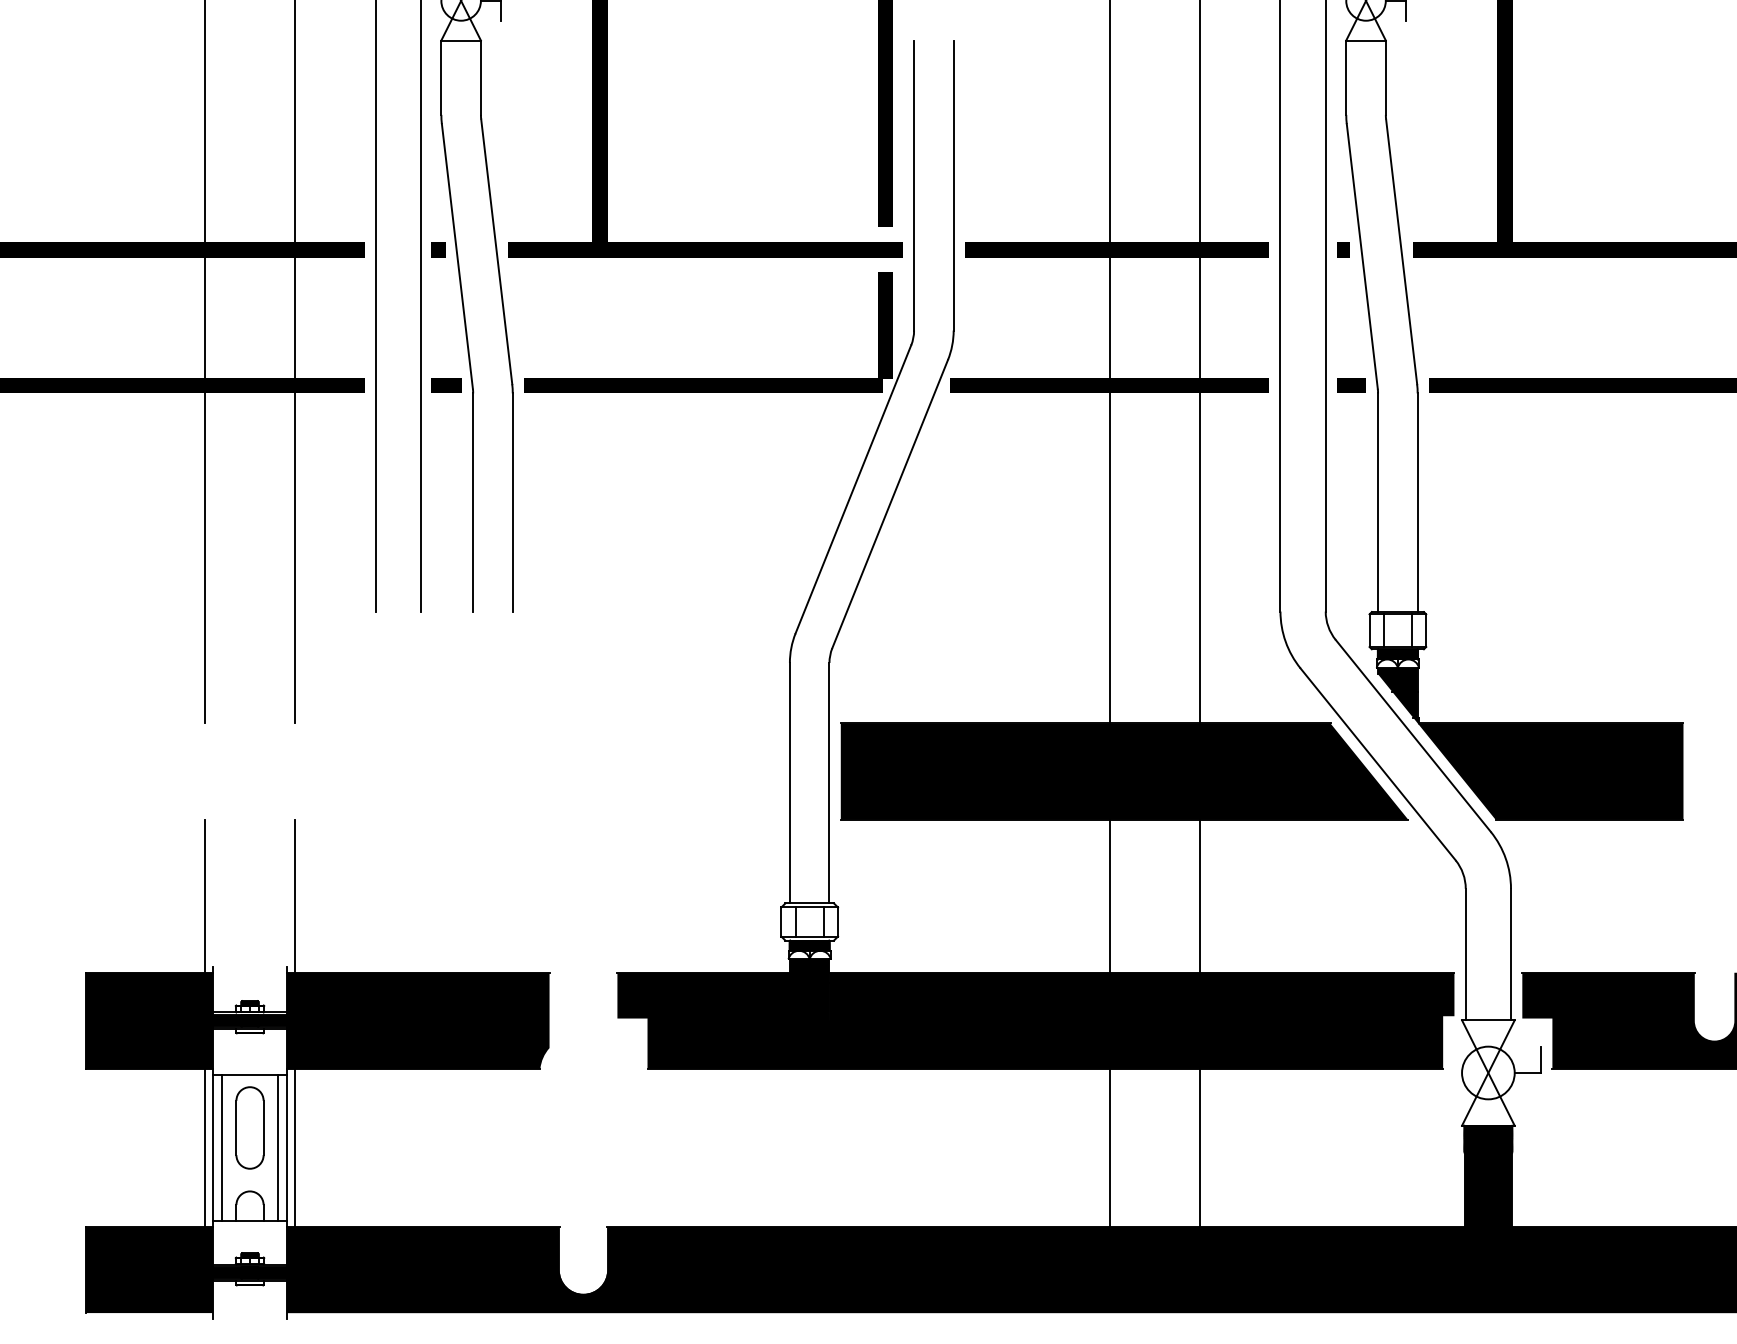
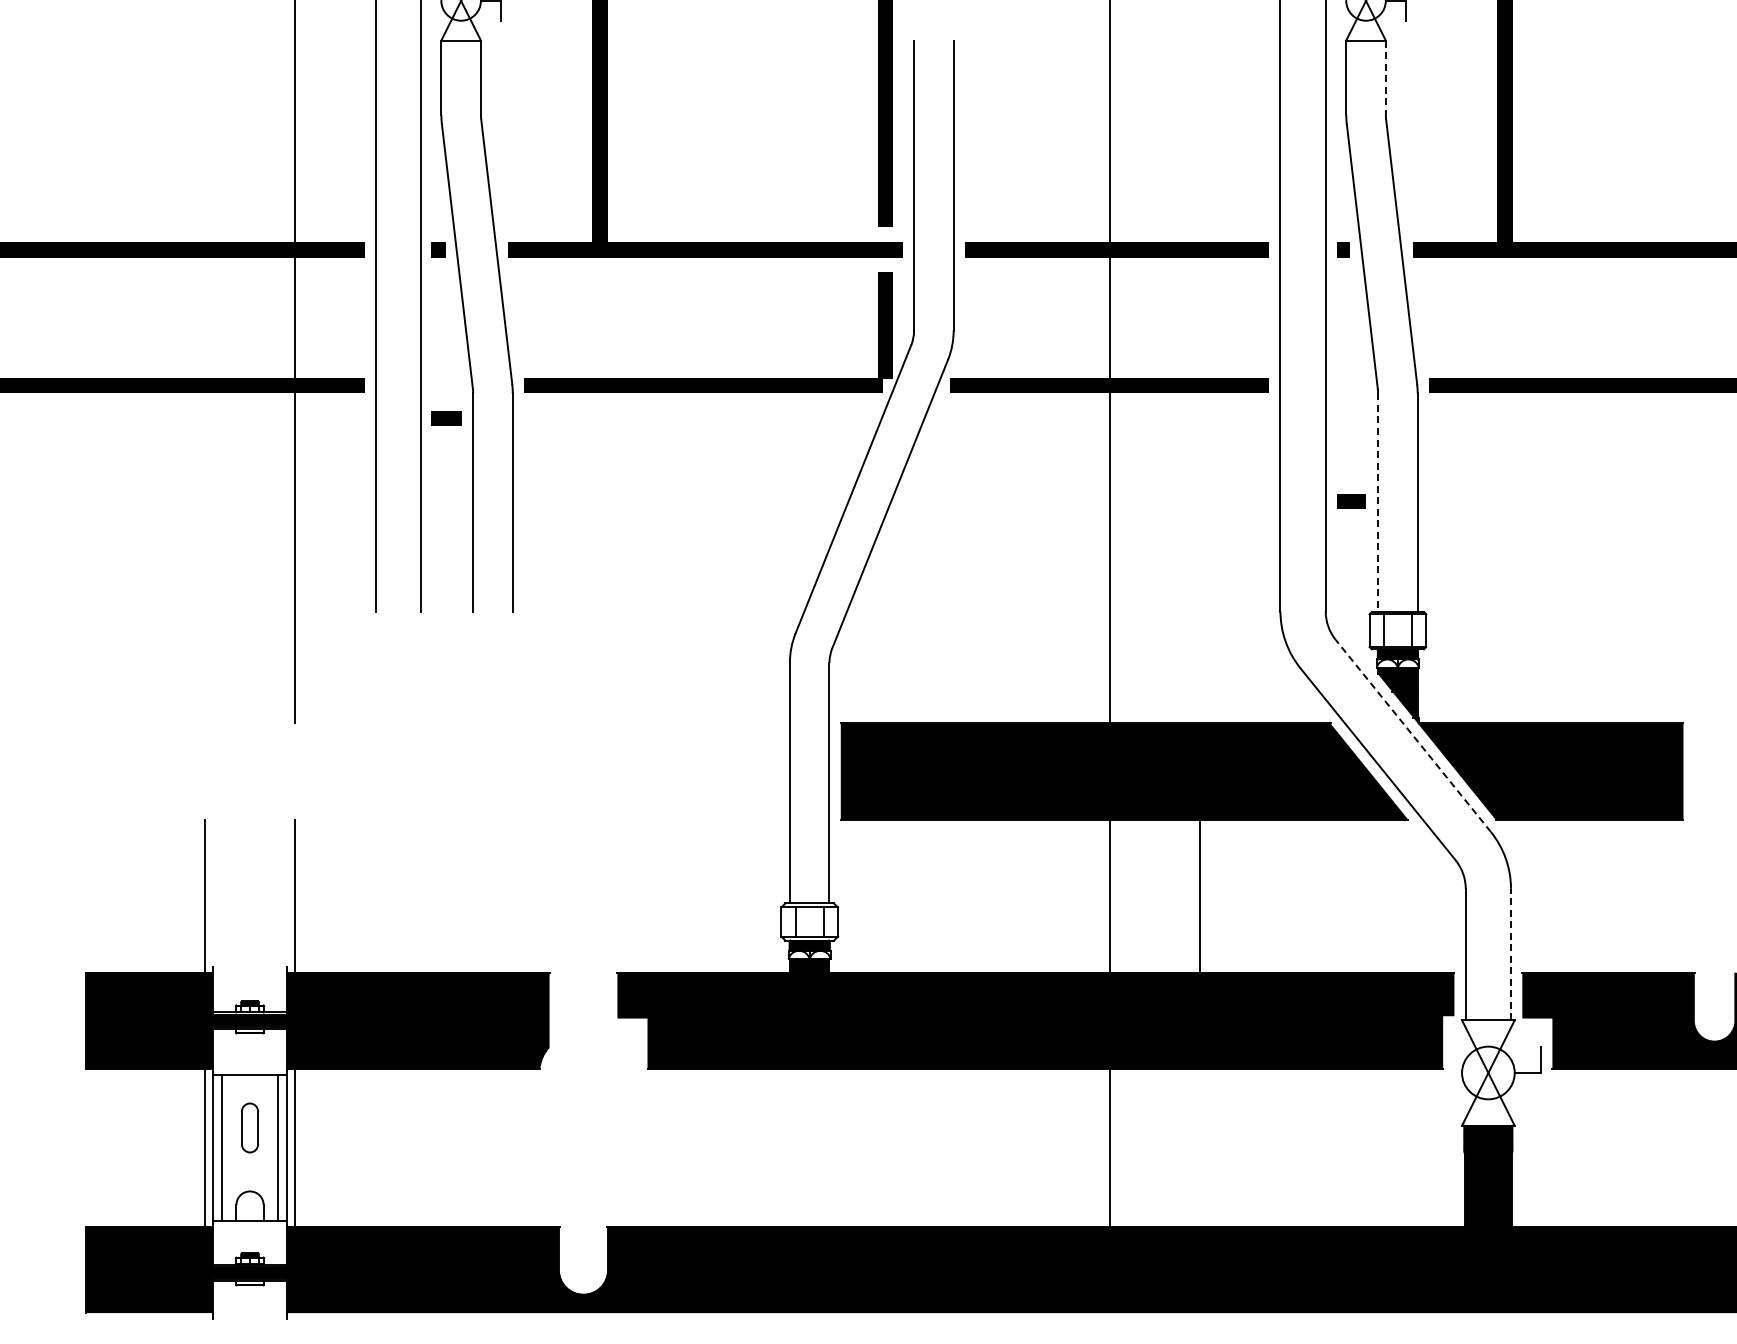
line: solid -> dashed (1385, 78)
line: present -> none (204, 362)
line: present -> none (1200, 362)
line position: (446, 385) -> (446, 418) (446, 418)
line position: (1351, 385) -> (1351, 501) (1351, 501)
line: solid -> dashed (1378, 503)
line: solid -> dashed (1413, 735)
line: solid -> dashed (1511, 954)
part size: 30x84 px -> 18x52 px (249, 1127)
line: present -> none (1200, 1147)
